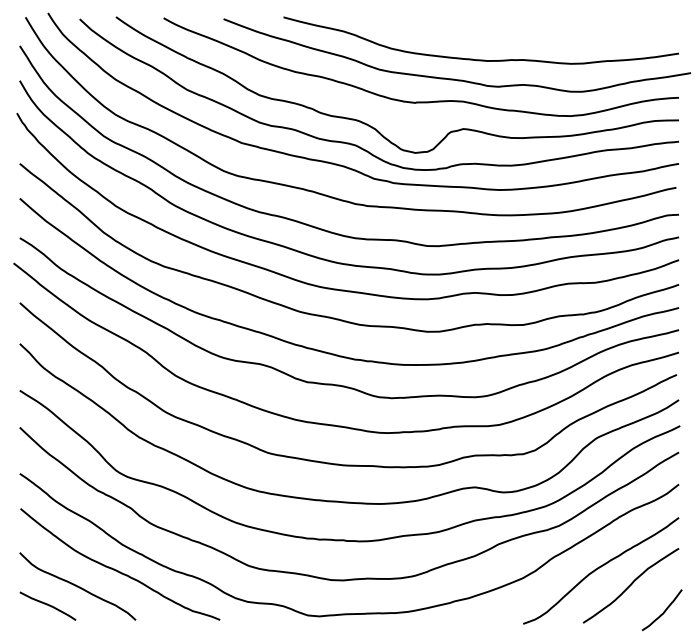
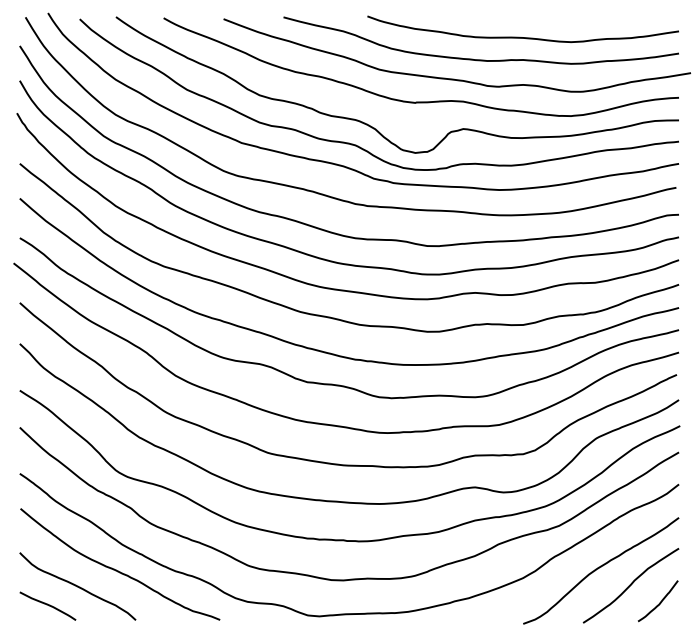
curve: none -> present (519, 36)
curve position: (663, 611) -> (659, 602) (659, 602)
